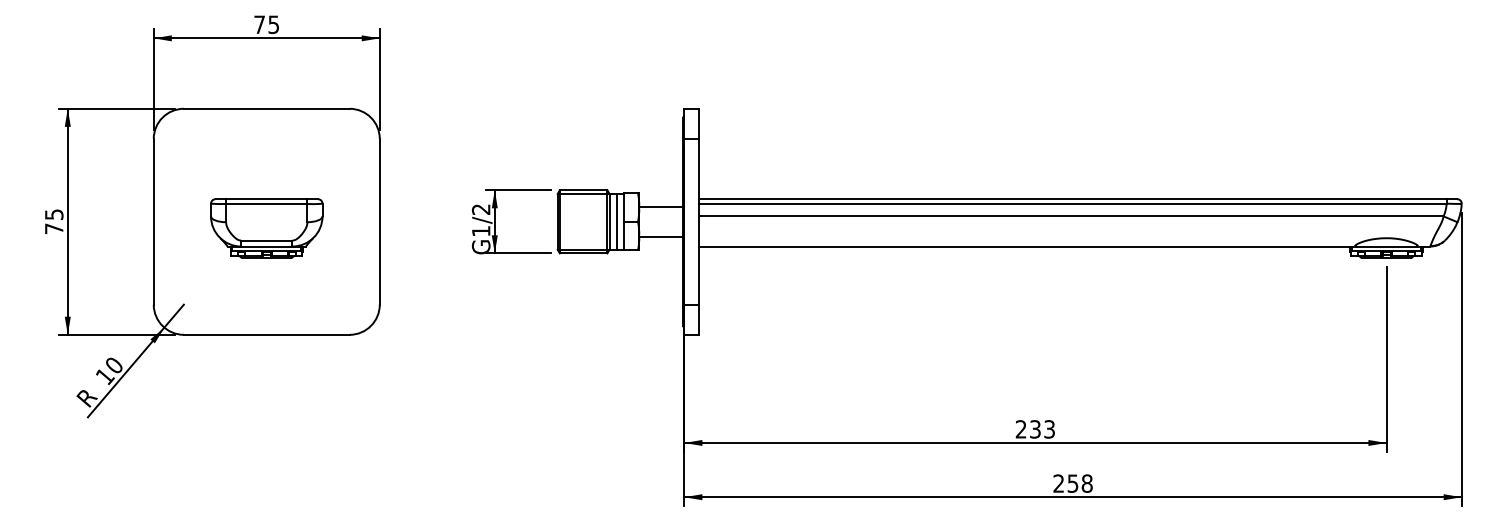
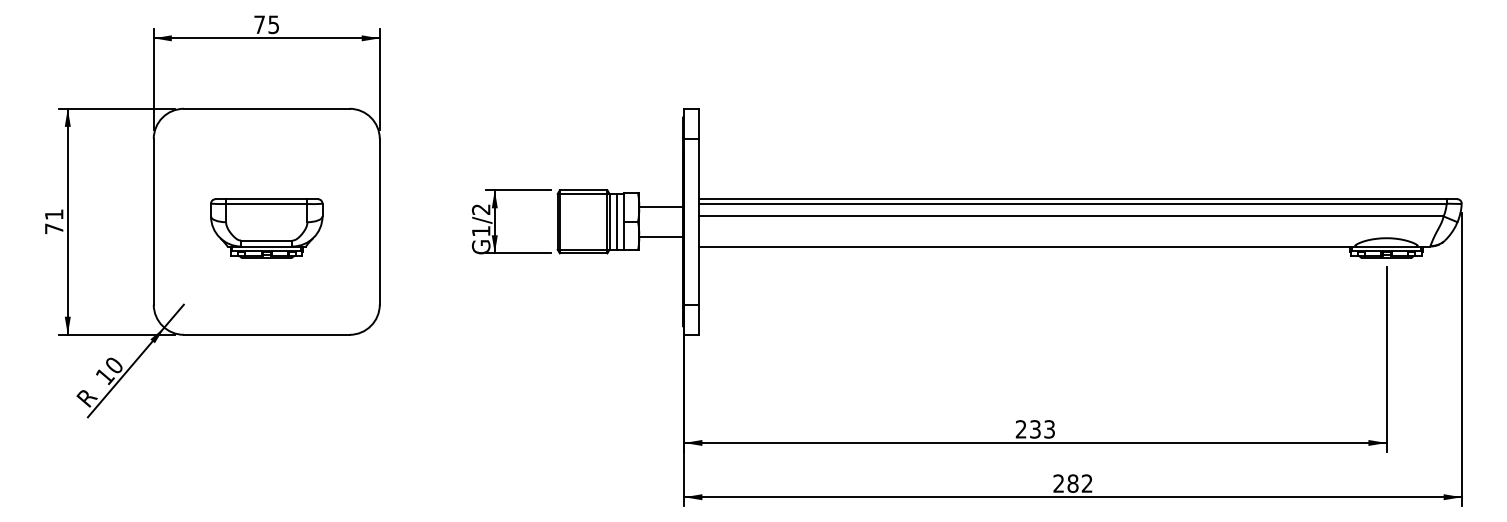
text: 75 -> 71 (54, 214)
text: 258 -> 282 (1079, 483)
